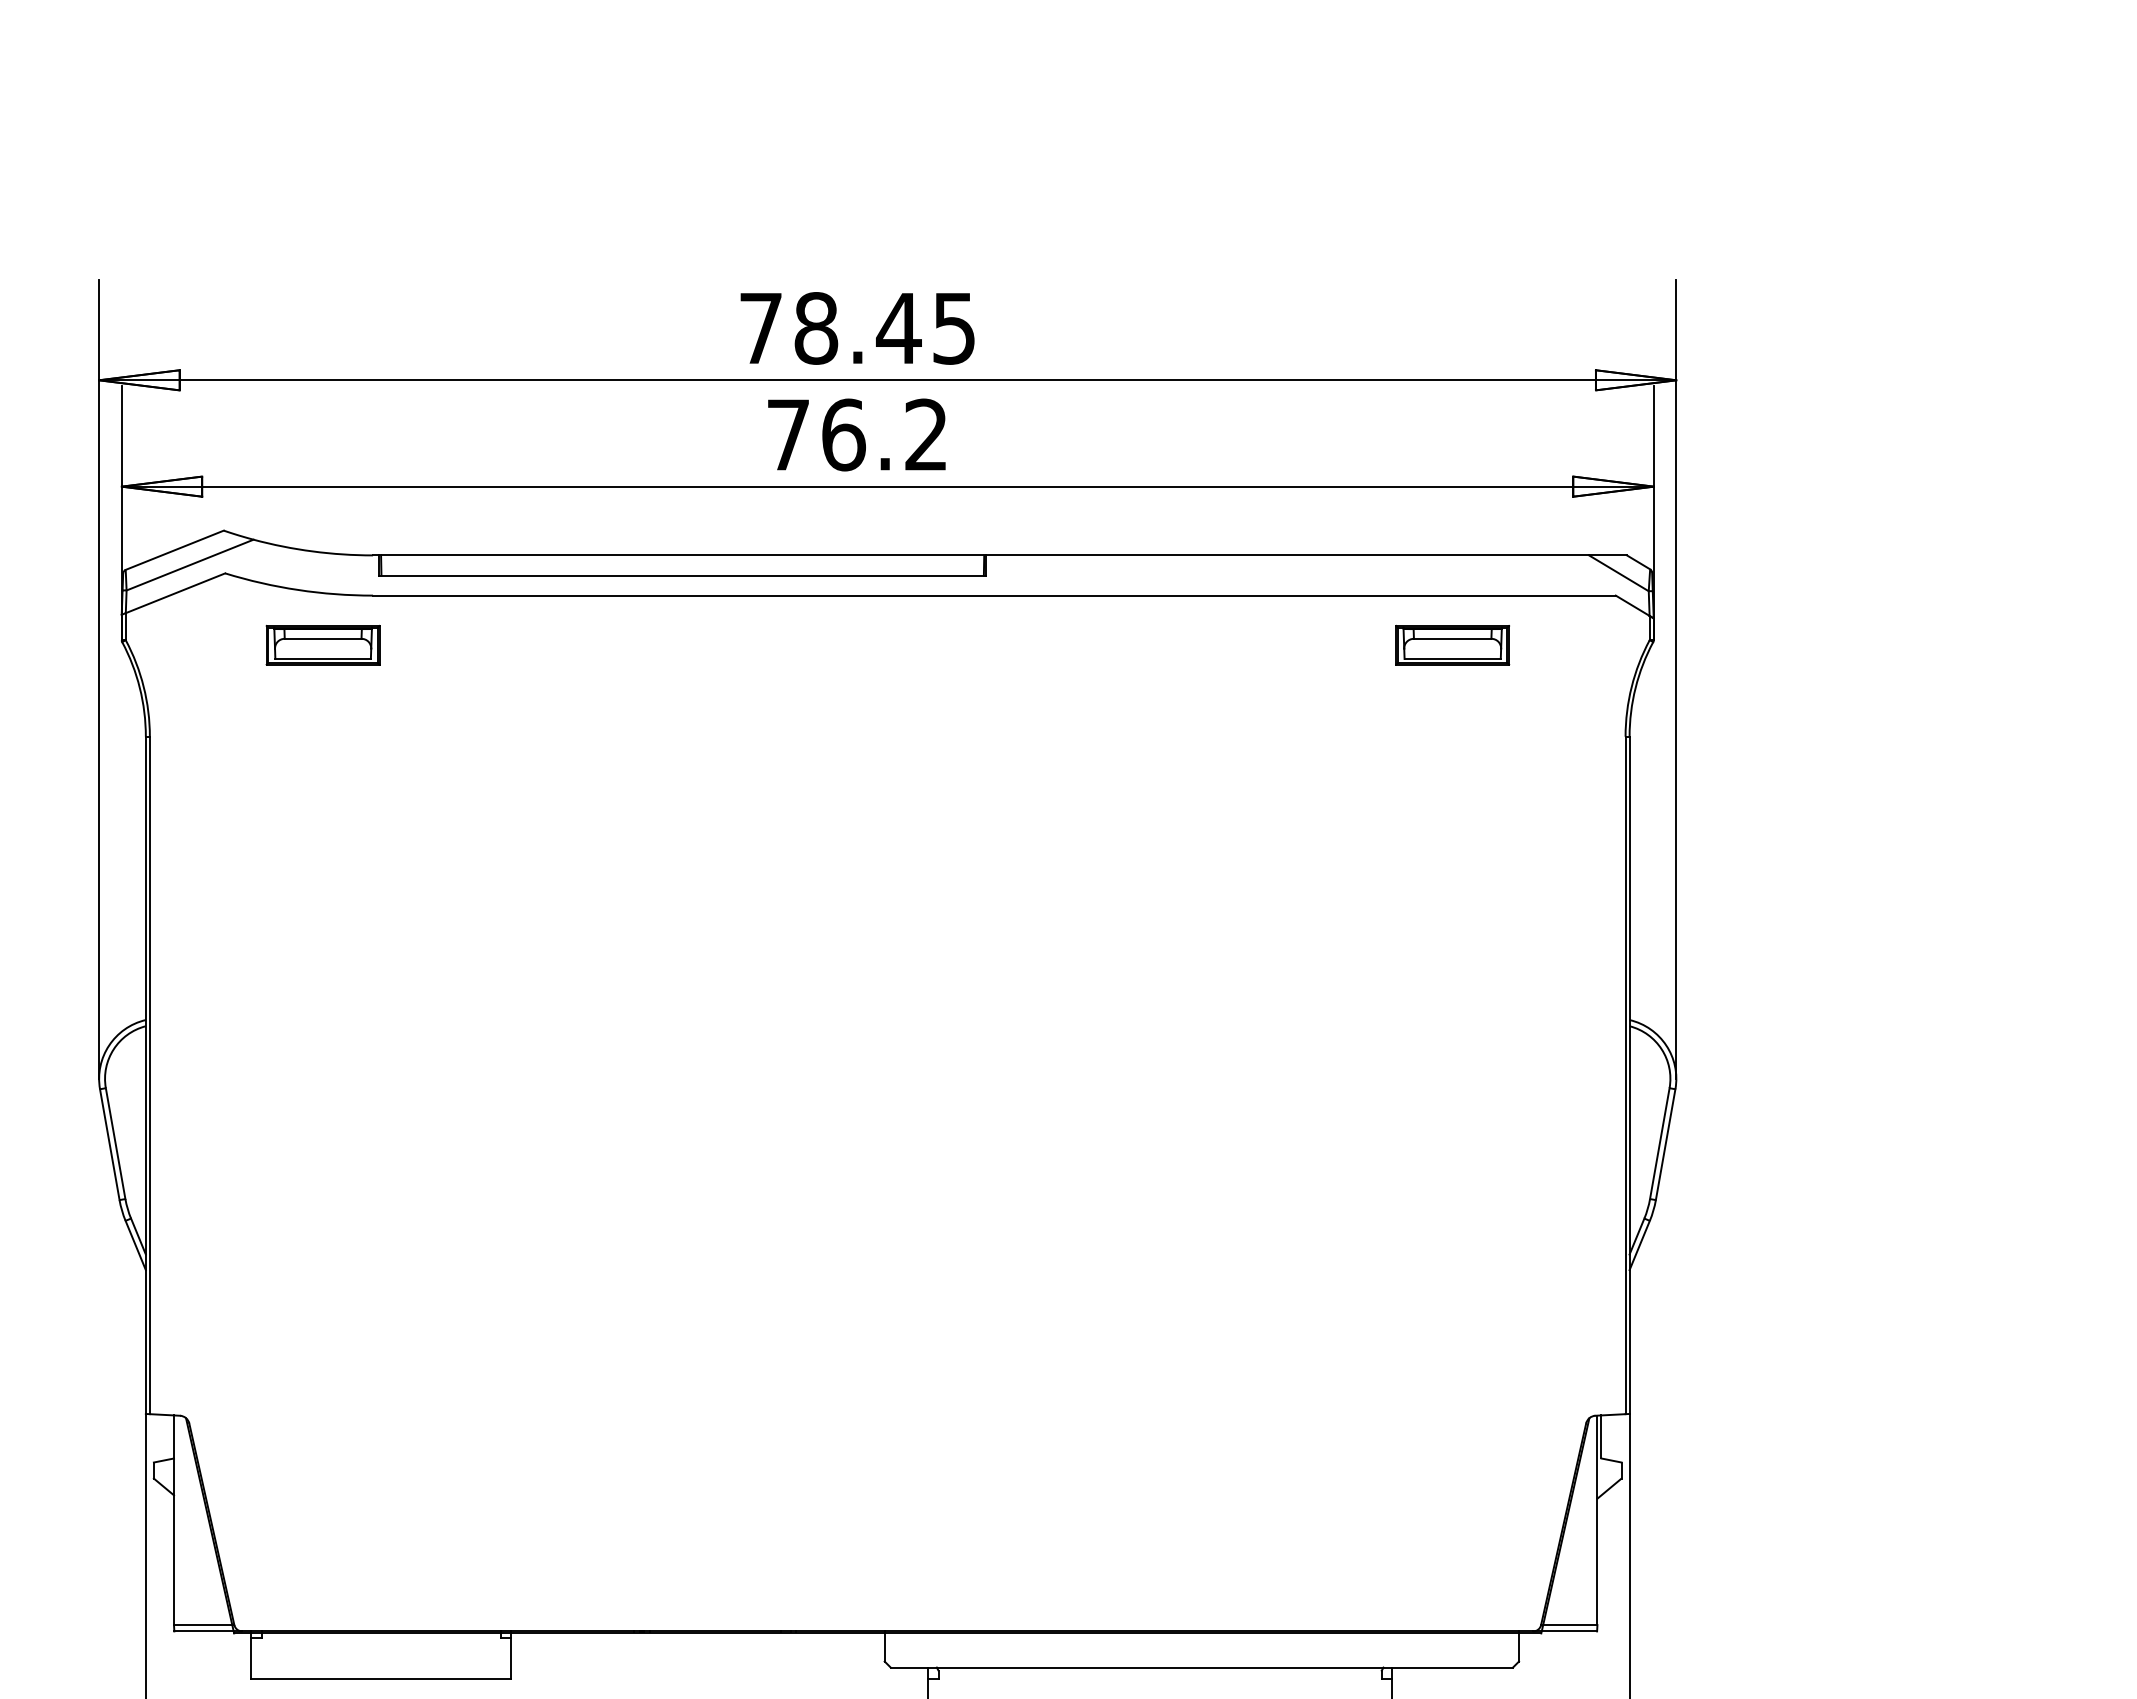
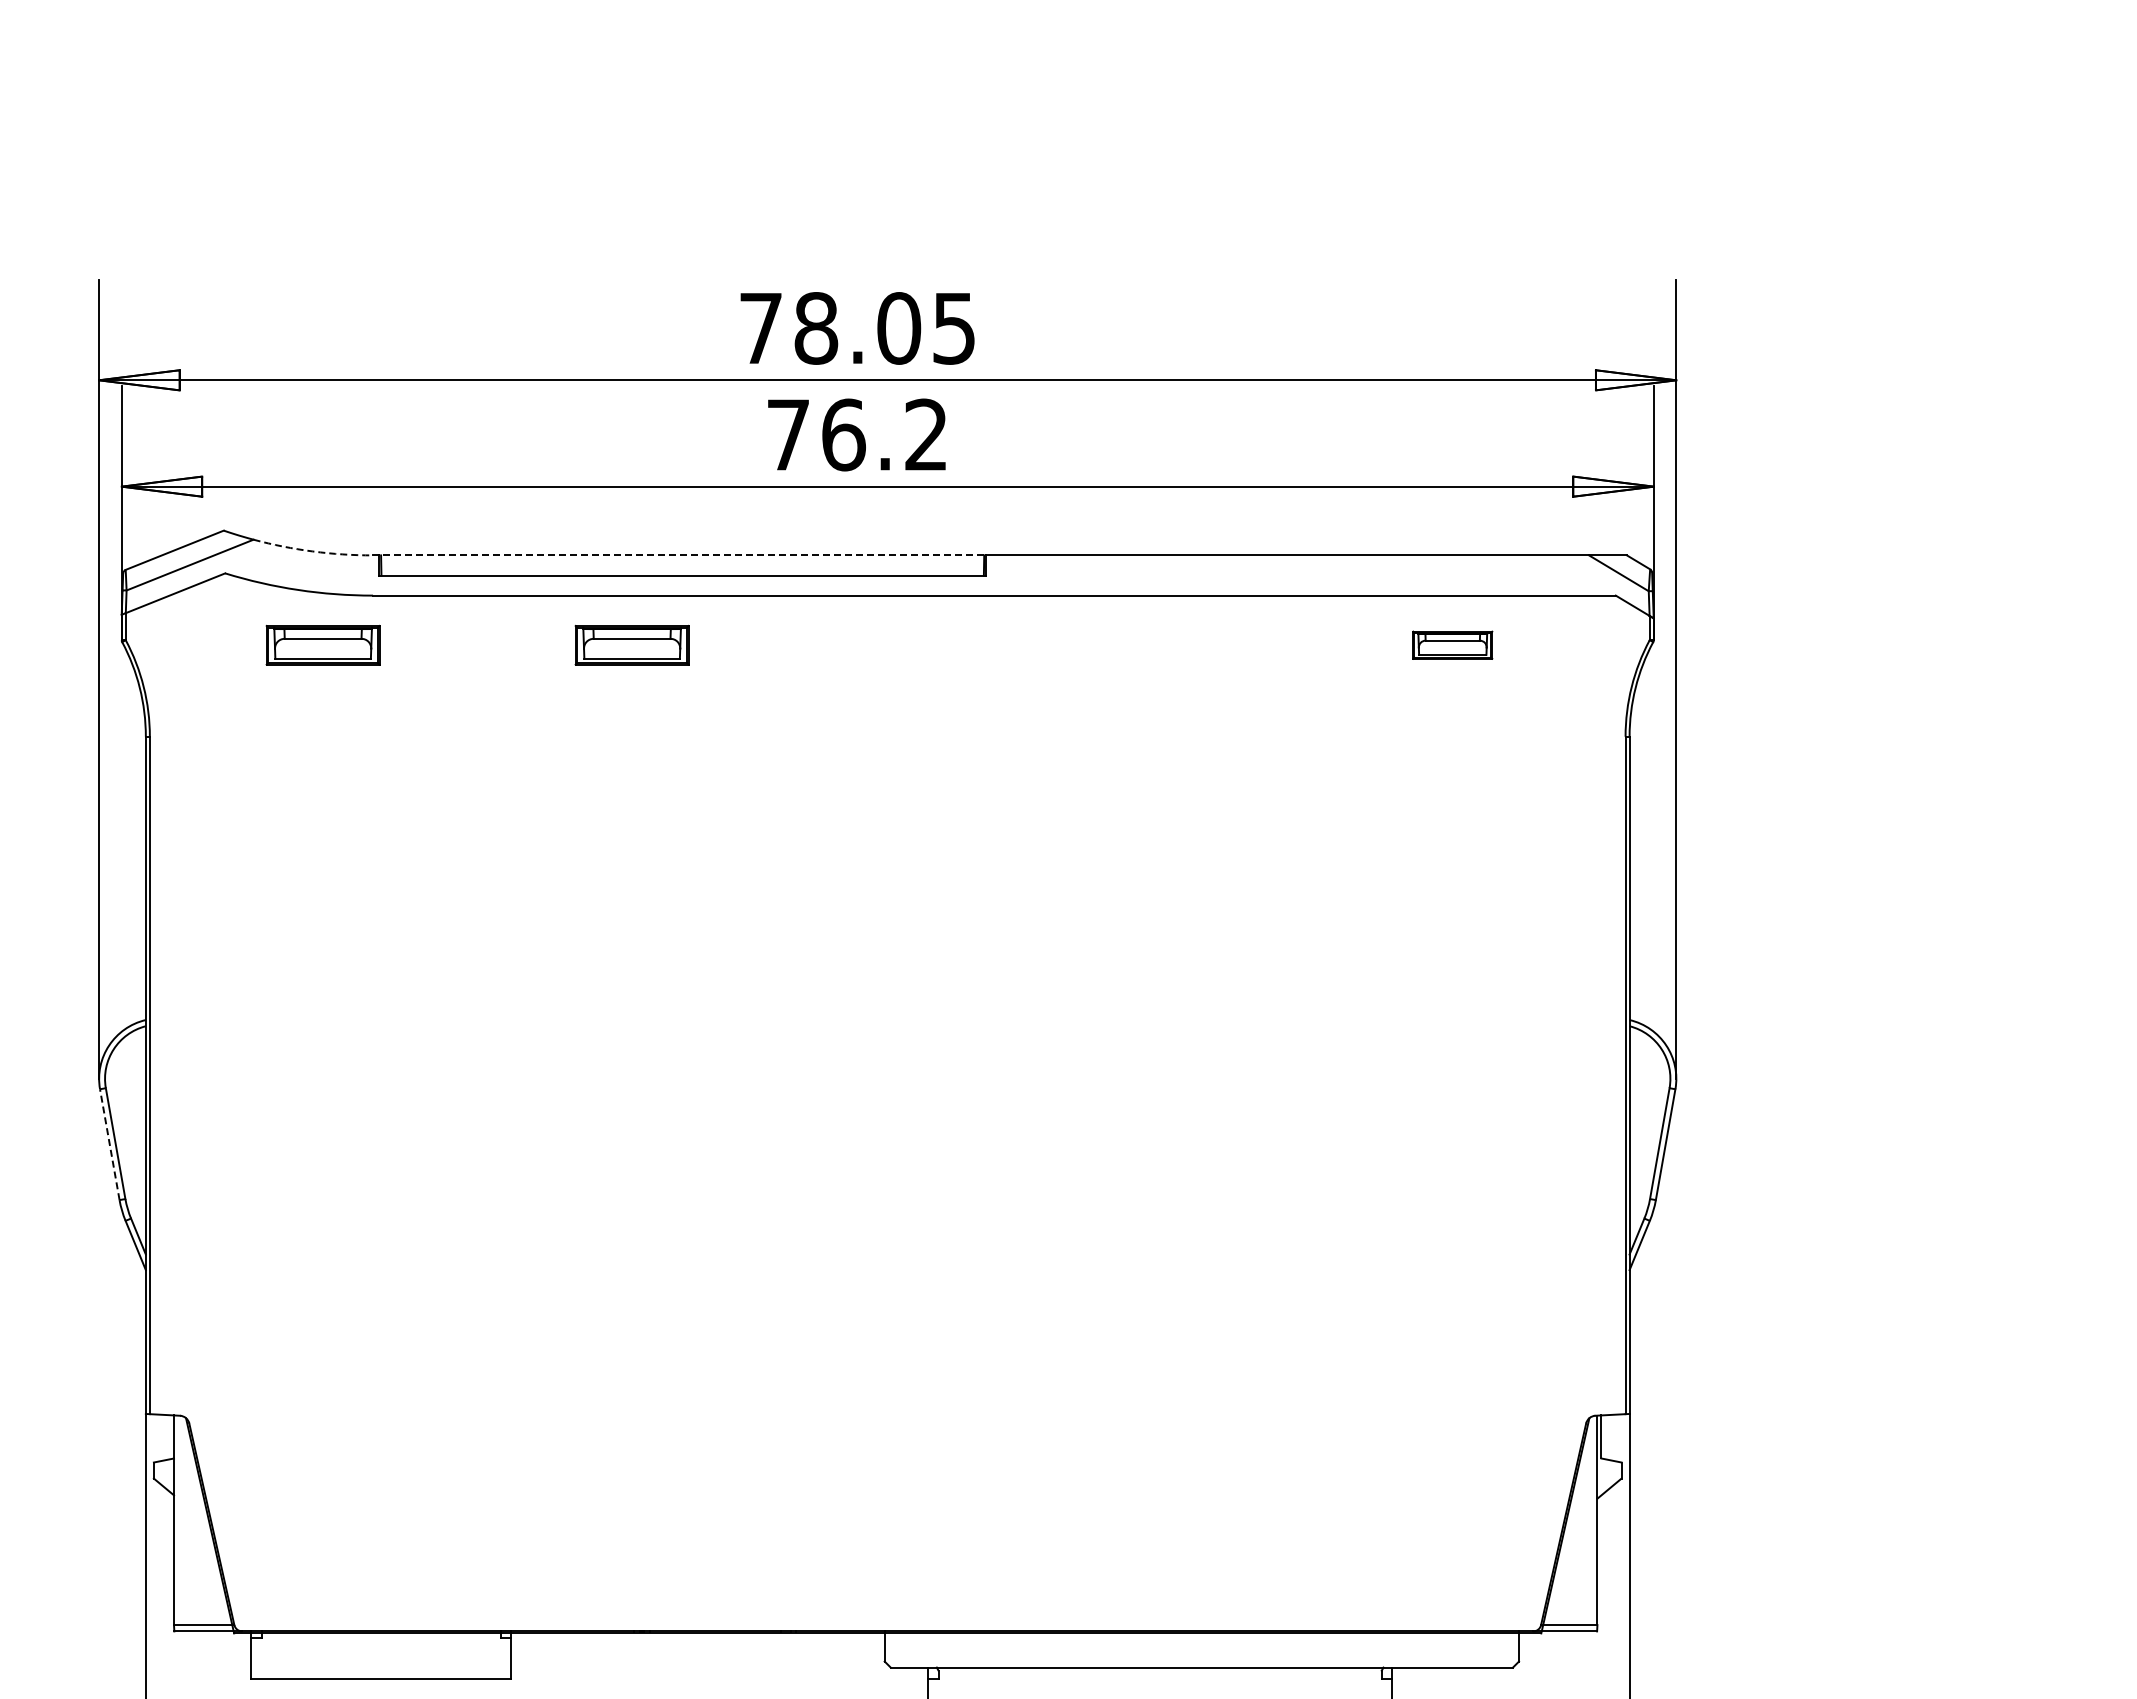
text: 78.45 -> 78.05 (898, 328)
arc: solid -> dashed (312, 551)
line: solid -> dashed (682, 555)
part: none -> present (631, 644)
part size: 116x42 px -> 82x30 px (1452, 644)
line: solid -> dashed (109, 1144)
